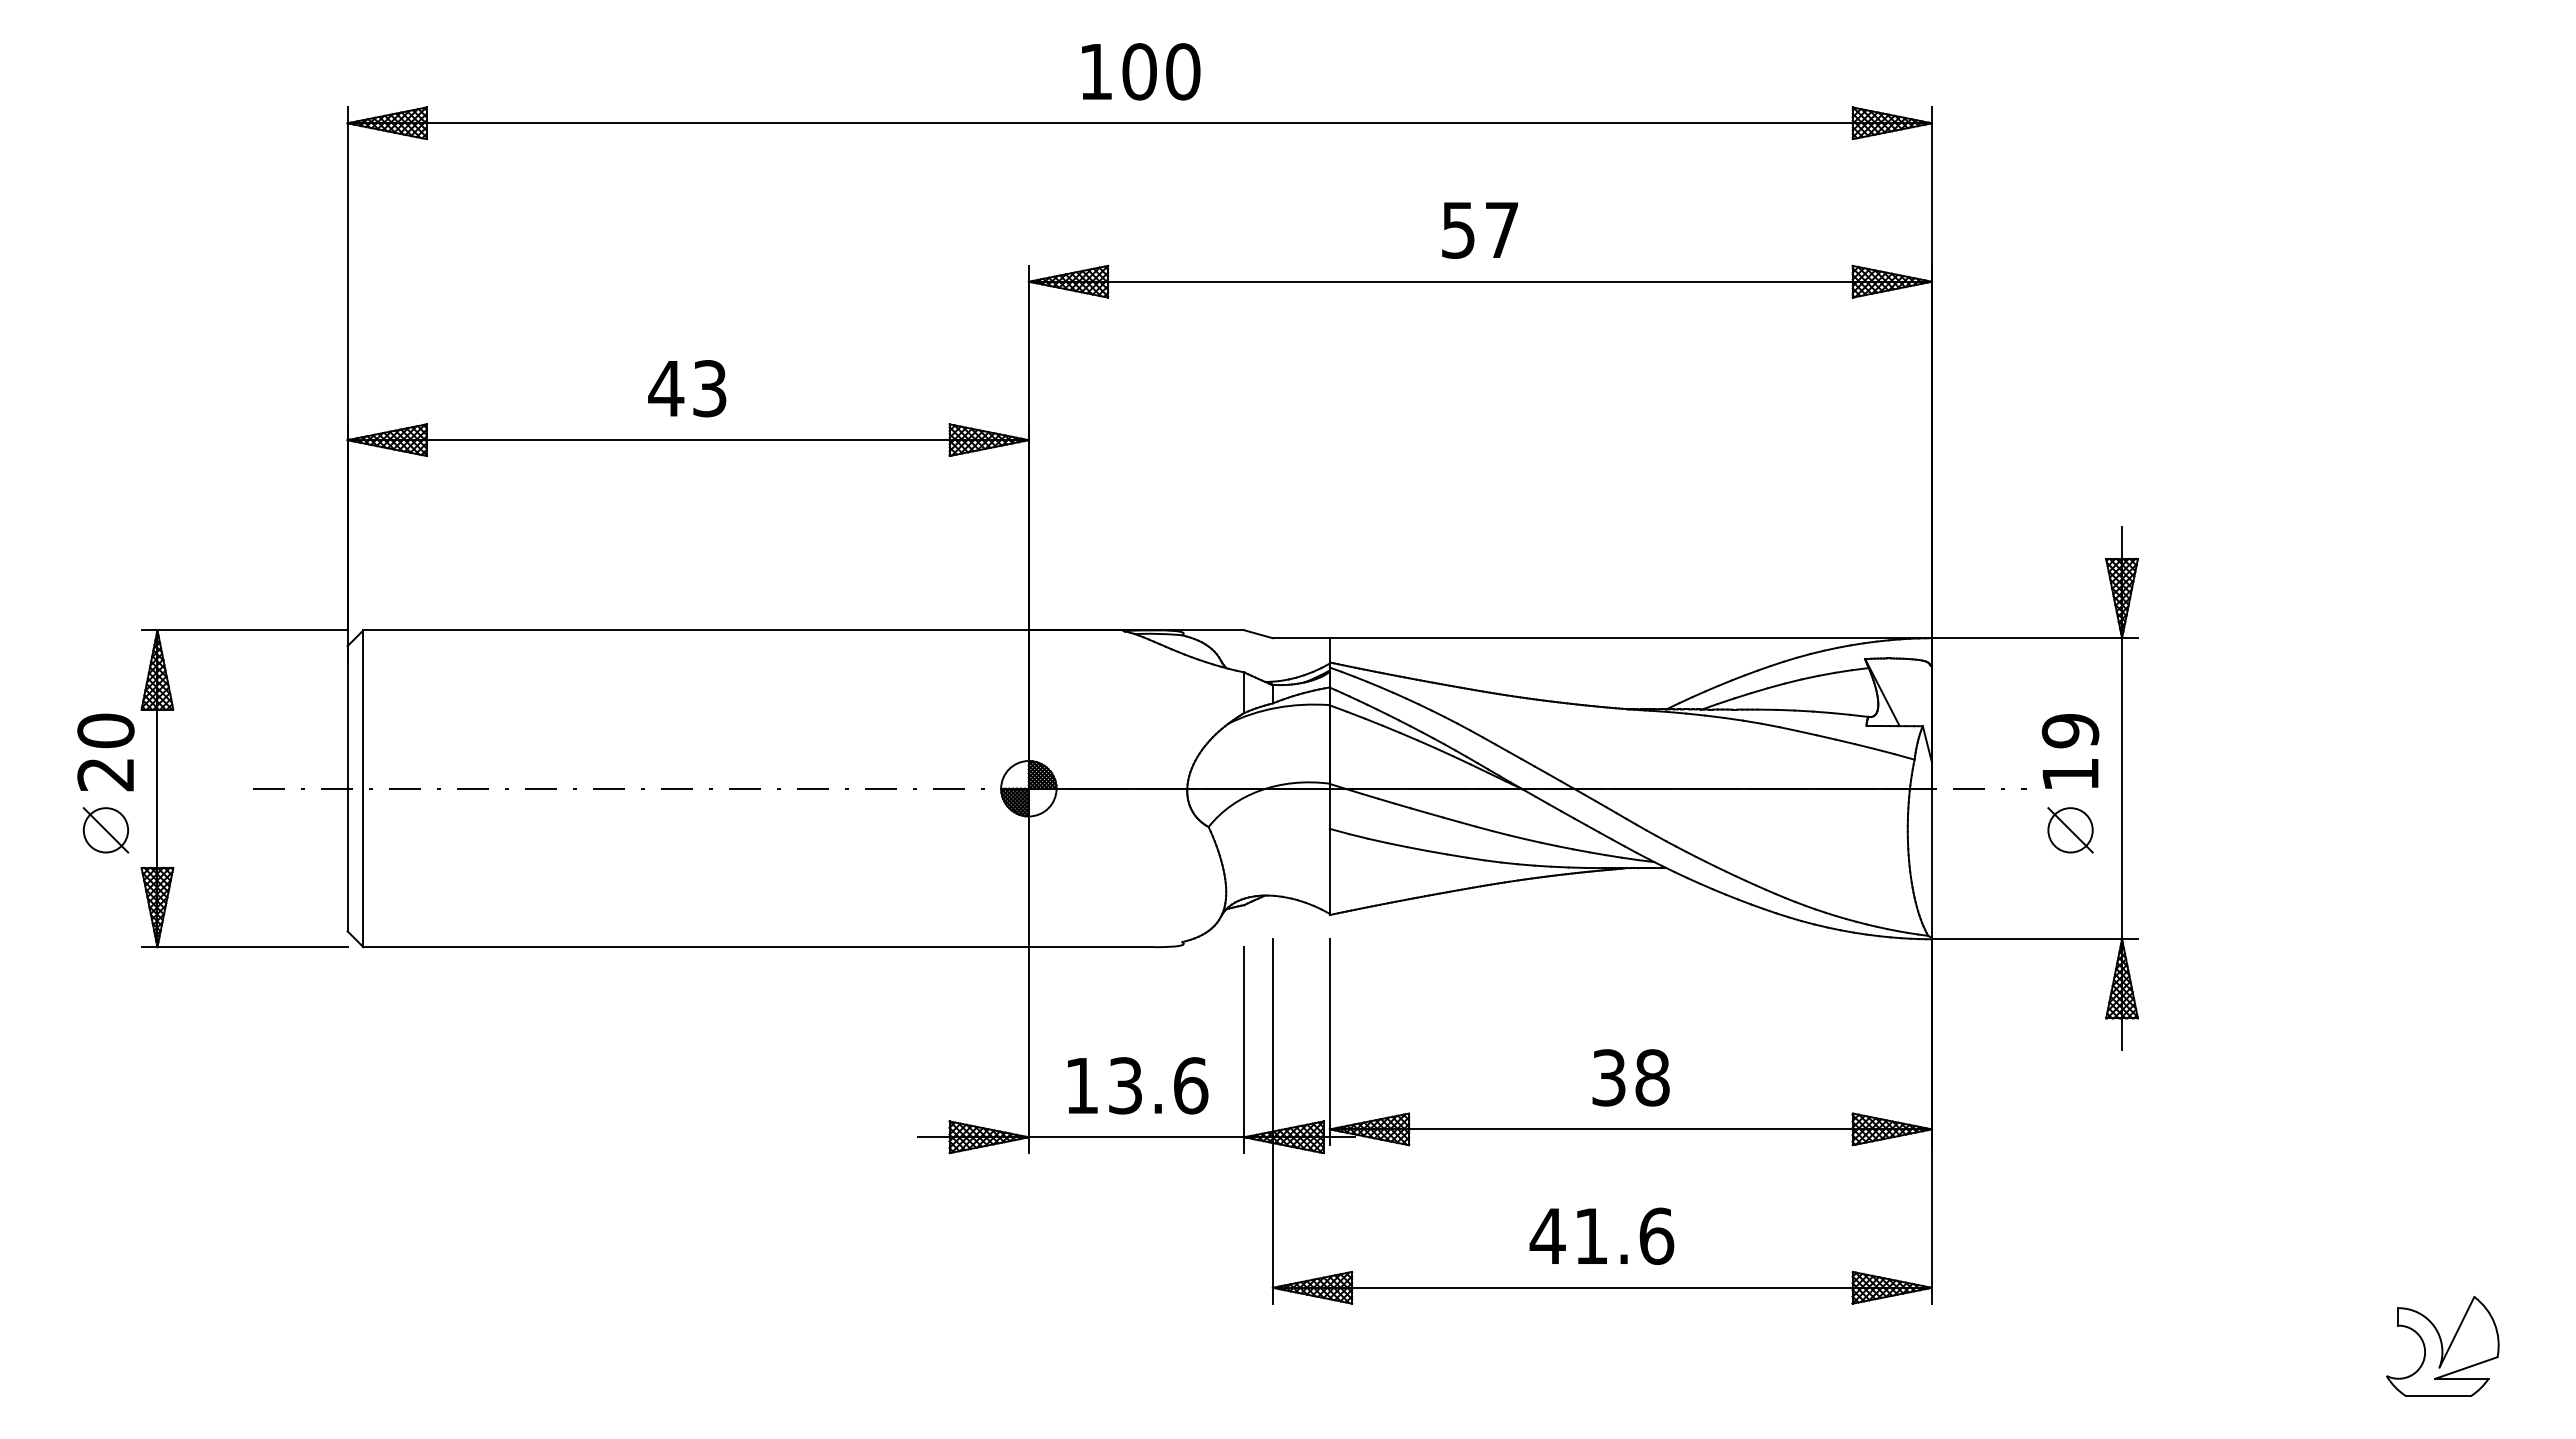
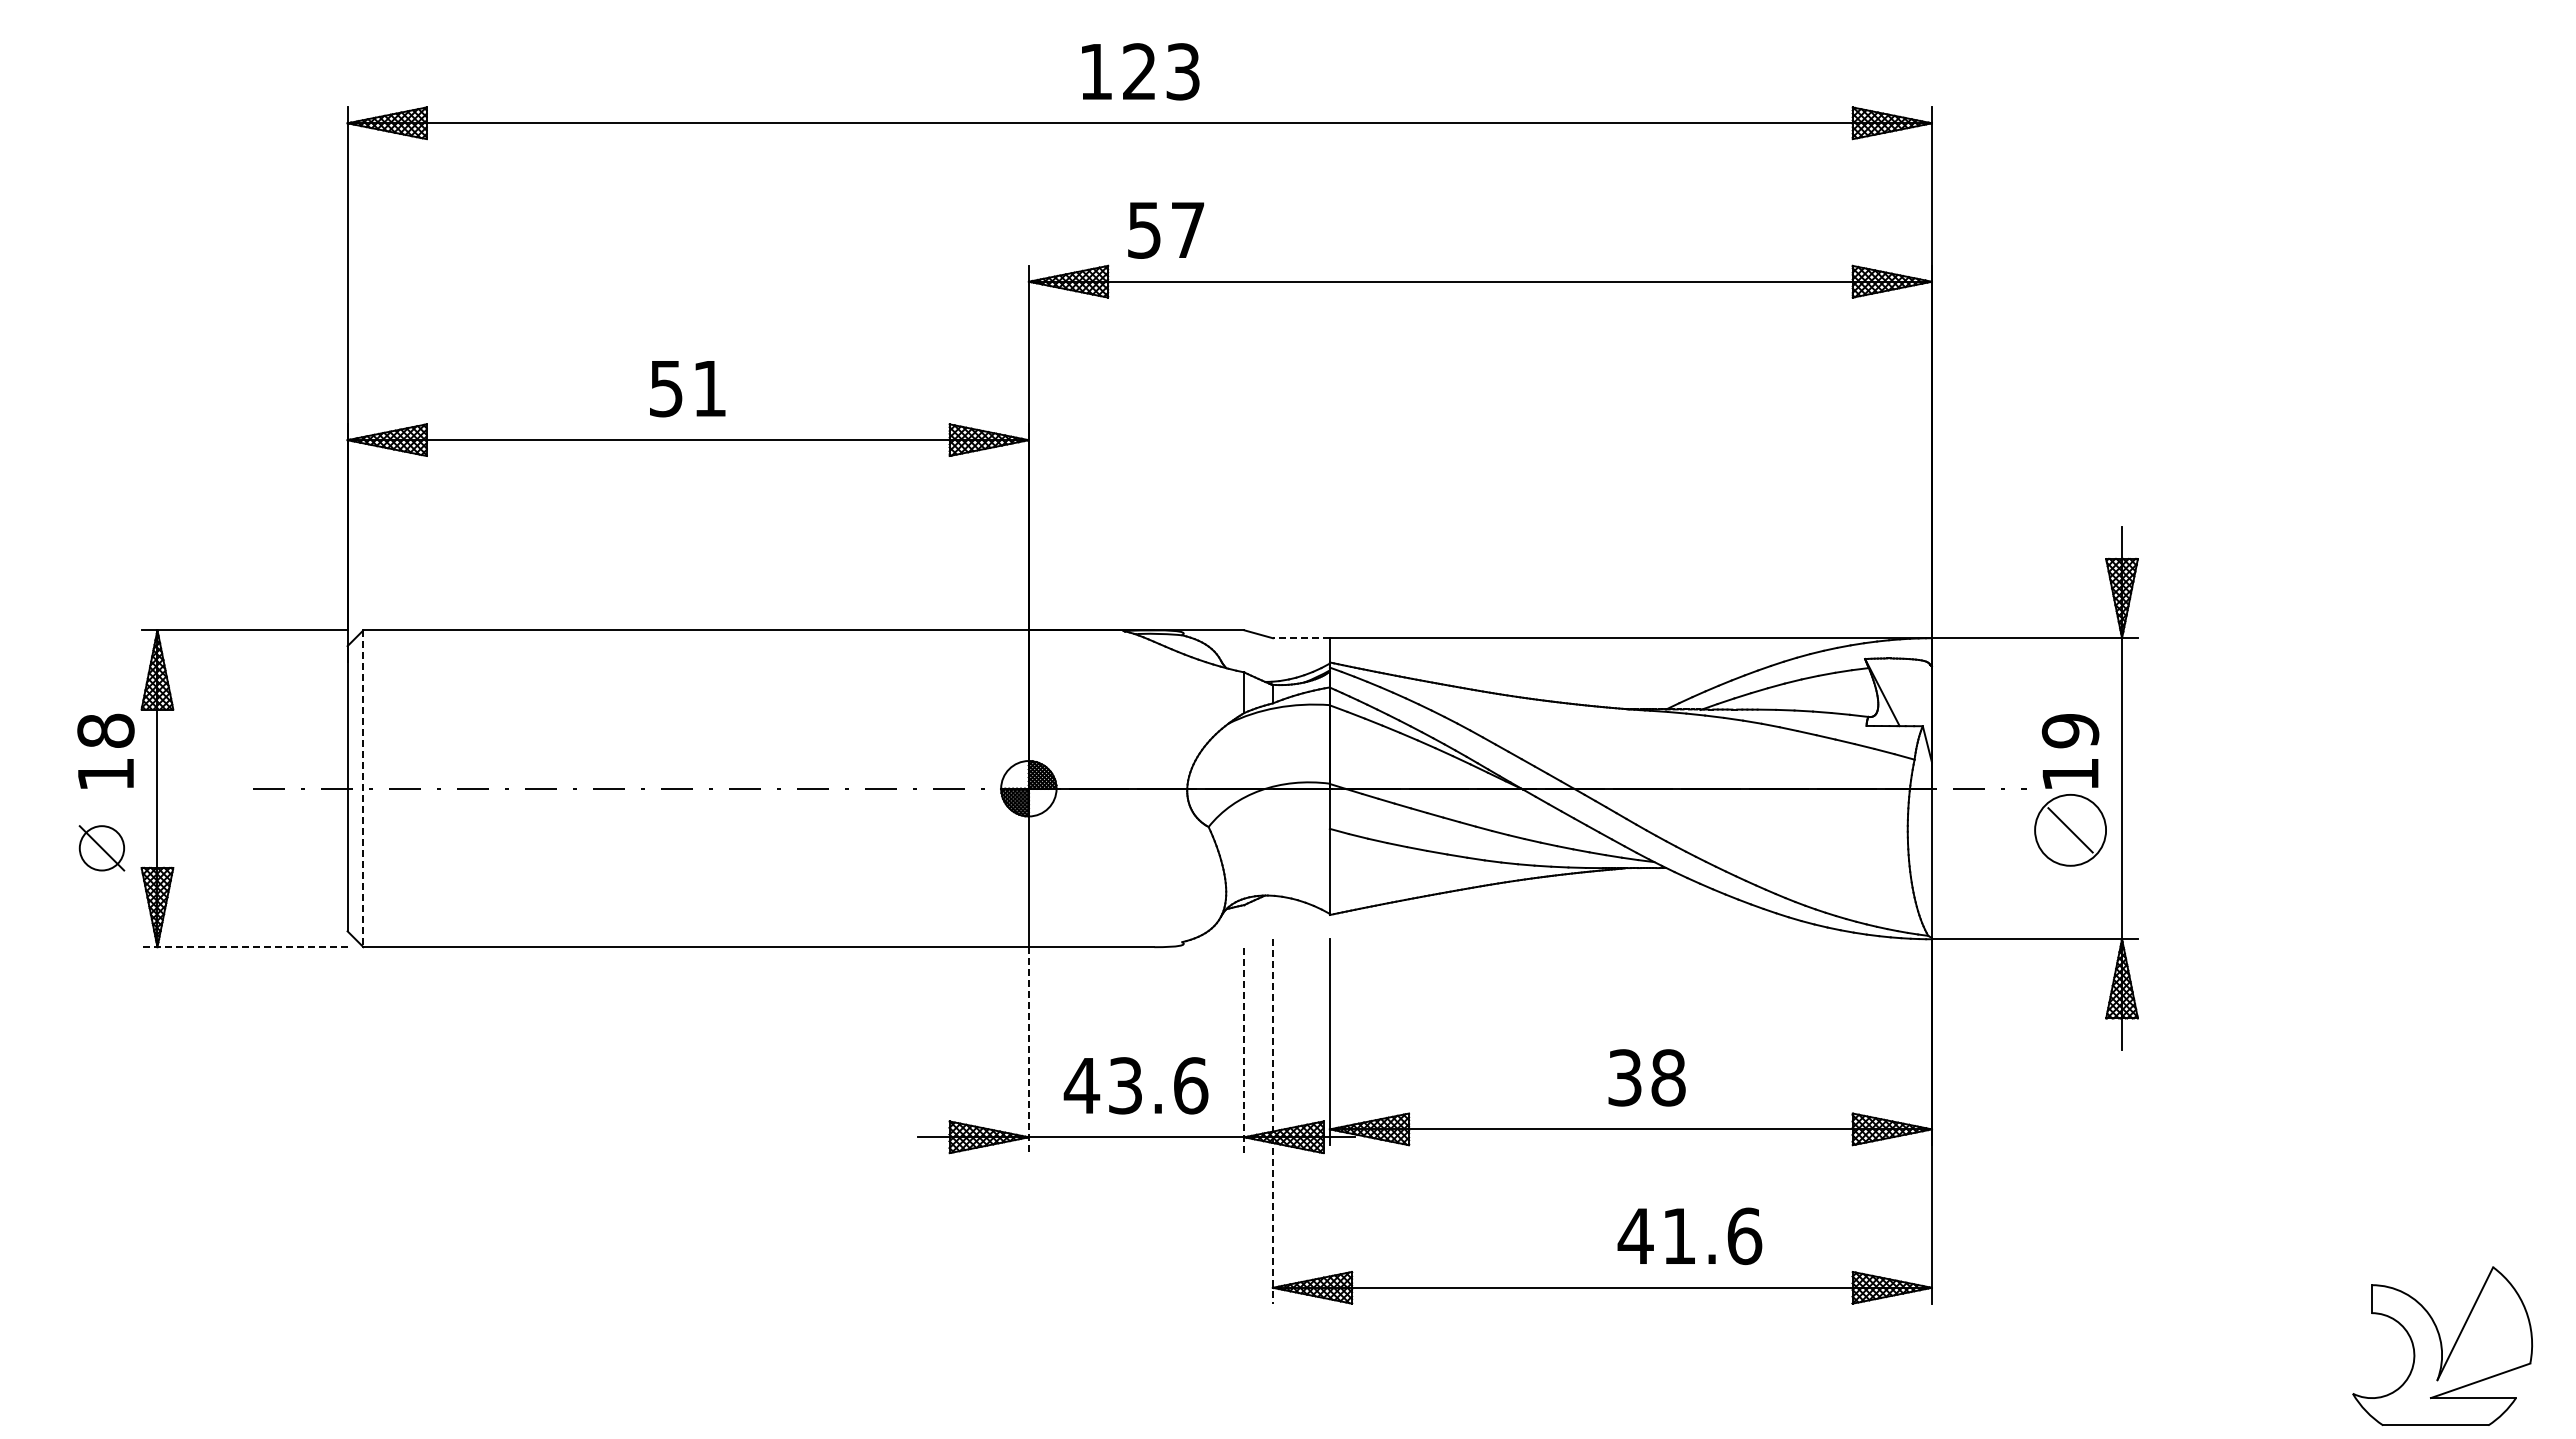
text: 100 -> 123 (1161, 71)
text position: (1479, 230) -> (1165, 230) (1165, 230)
text: 43 -> 51 (687, 388)
line: solid -> dashed (1301, 638)
text: 20 -> 18 (105, 752)
line: solid -> dashed (363, 789)
part position: (105, 830) -> (101, 848) (101, 848)
circle diameter: 44 px -> 71 px (2070, 829)
line: solid -> dashed (244, 947)
line: solid -> dashed (1028, 1050)
line: solid -> dashed (1244, 1050)
text position: (1630, 1077) -> (1646, 1077) (1646, 1077)
text: 13.6 -> 43.6 (1081, 1085)
line: solid -> dashed (1272, 1121)
text position: (1601, 1235) -> (1689, 1235) (1689, 1235)
part size: 114x101 px -> 182x160 px (2442, 1345)
